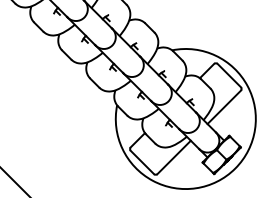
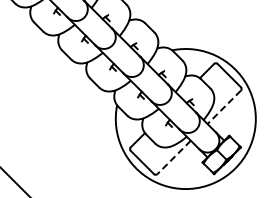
line: solid -> dashed (224, 107)
line: solid -> dashed (174, 157)
